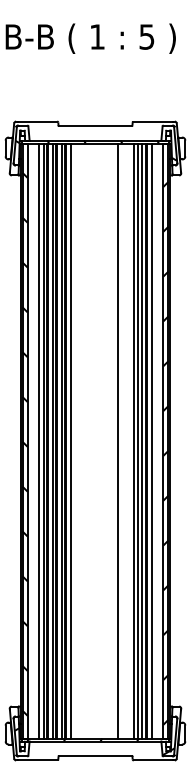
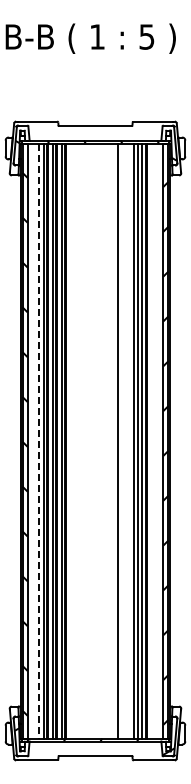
line: present -> none (70, 440)
line: present -> none (151, 440)
line: solid -> dashed (39, 441)
